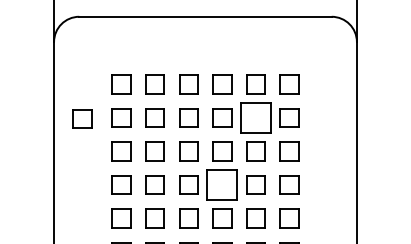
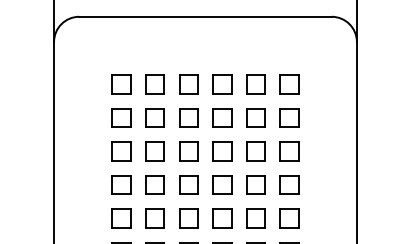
part size: 32x32 px -> 20x20 px (255, 117)
part: present -> none (82, 118)
part size: 32x32 px -> 21x20 px (222, 184)
